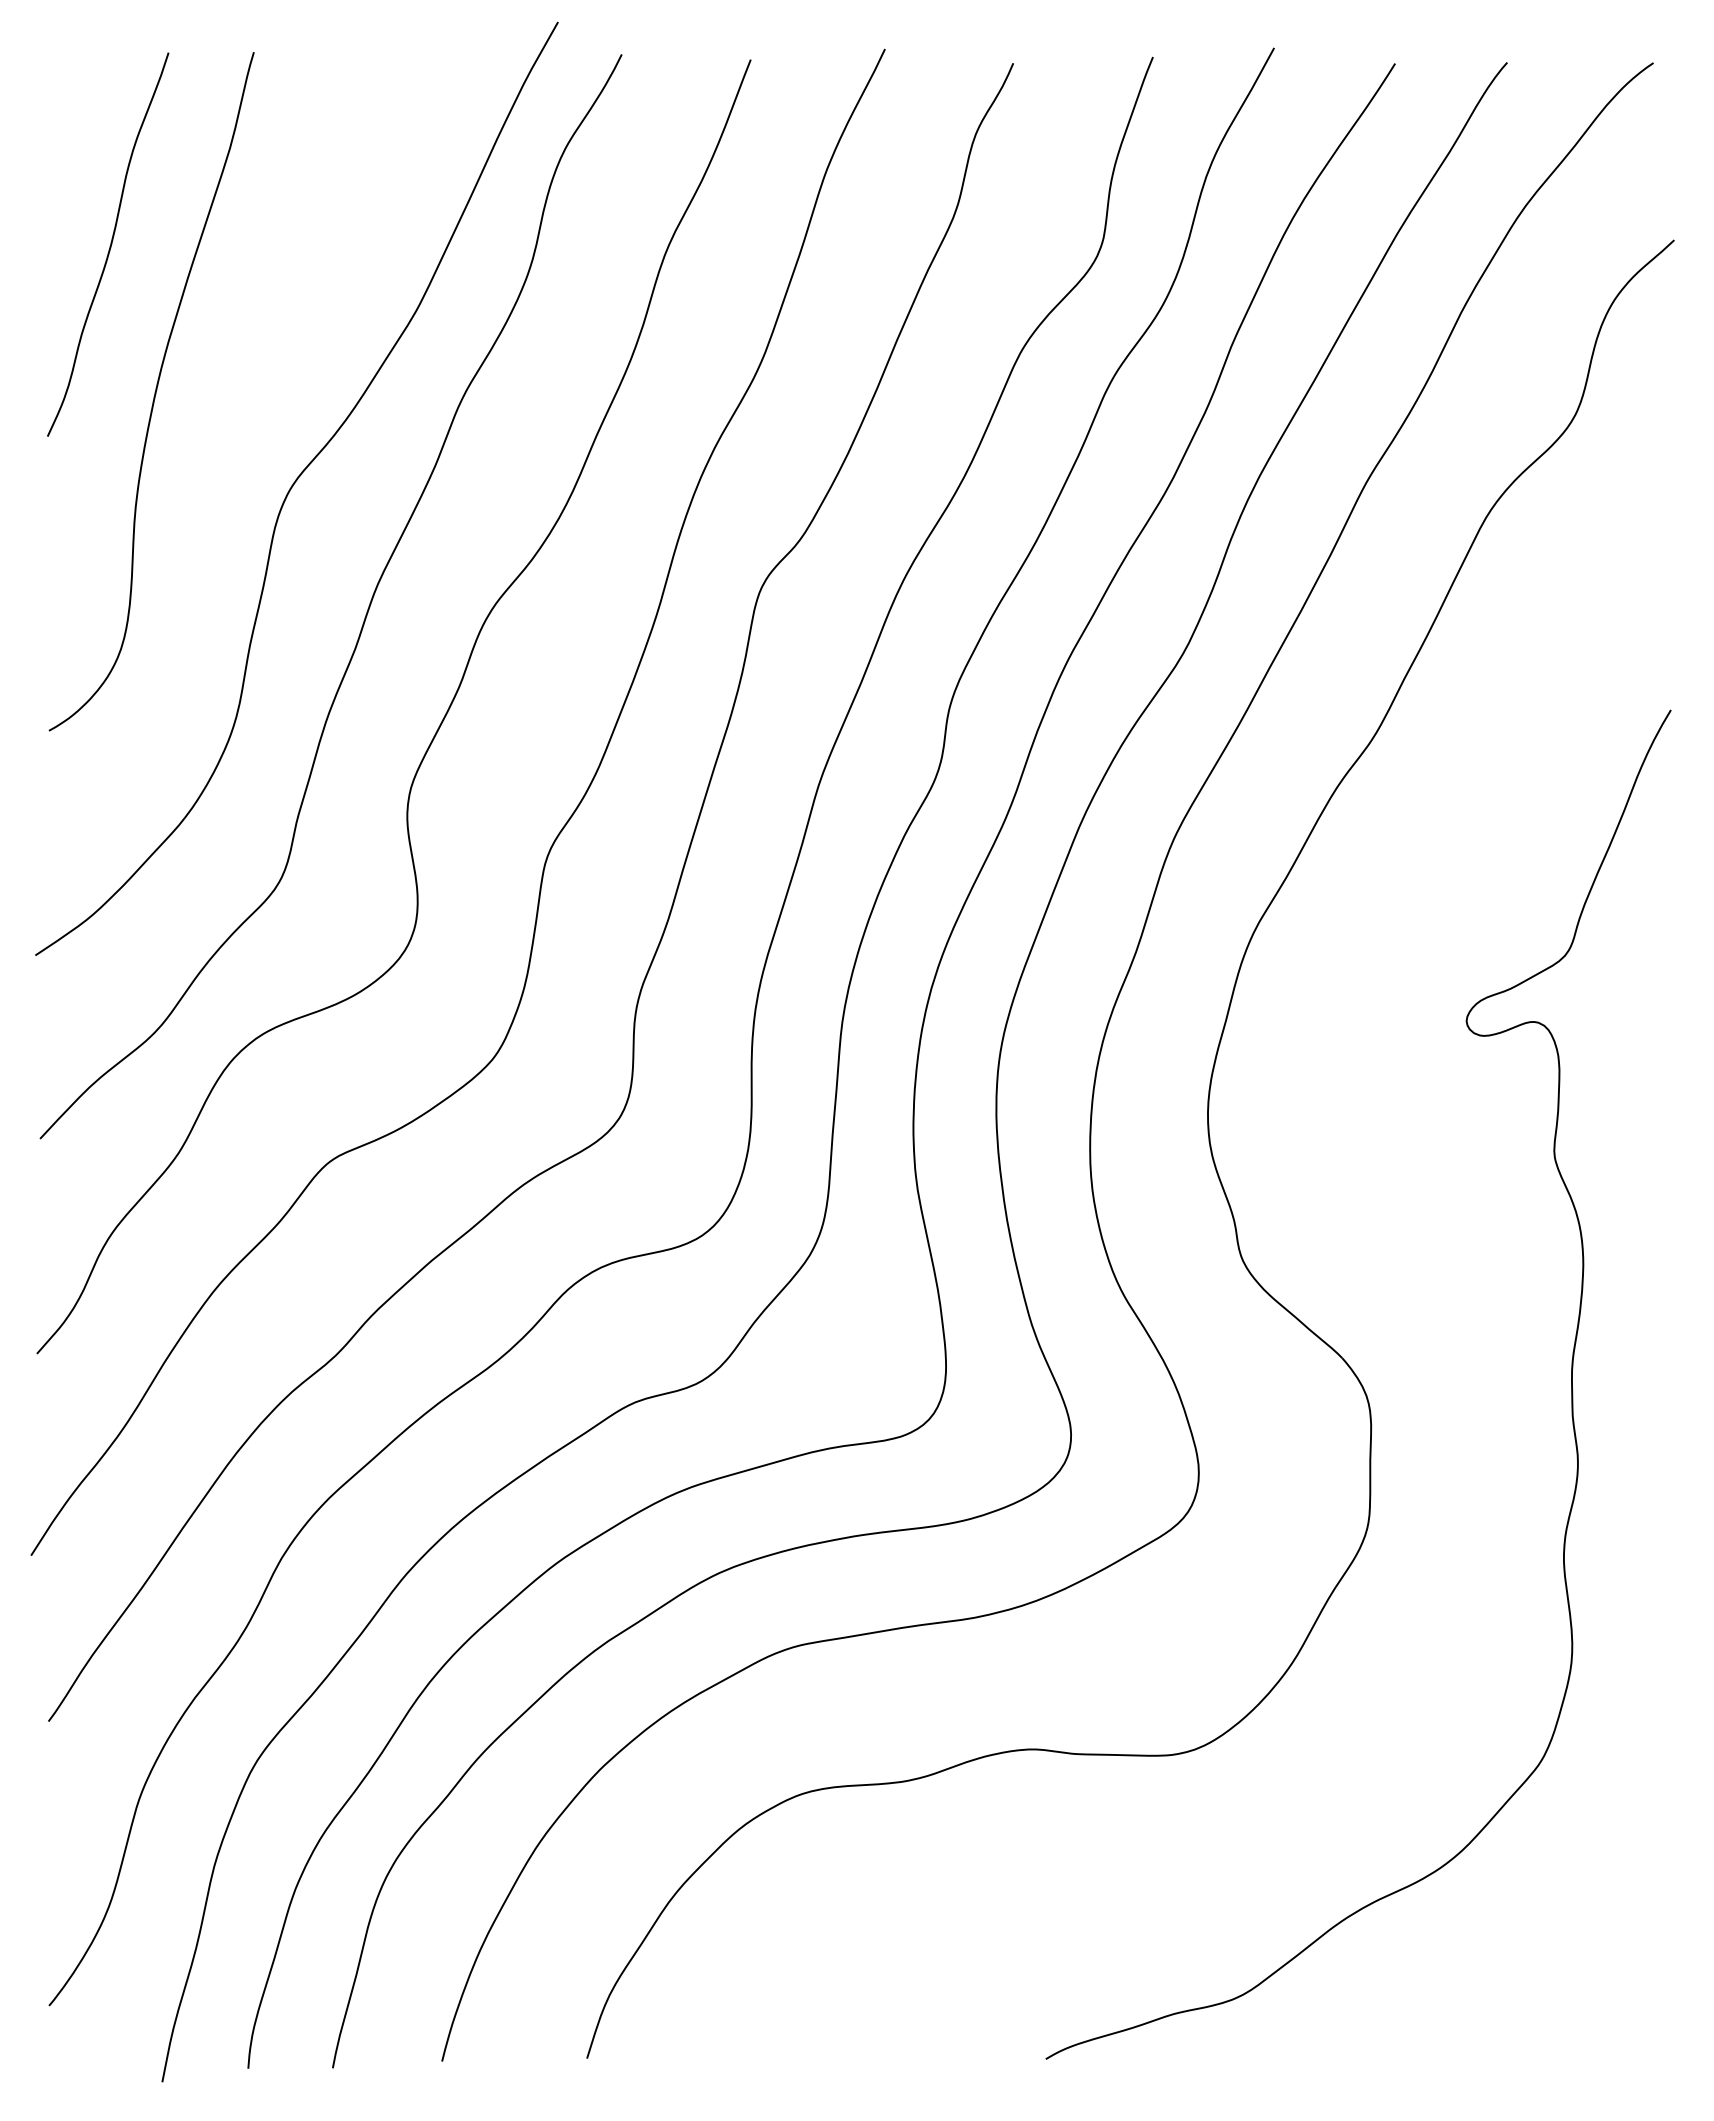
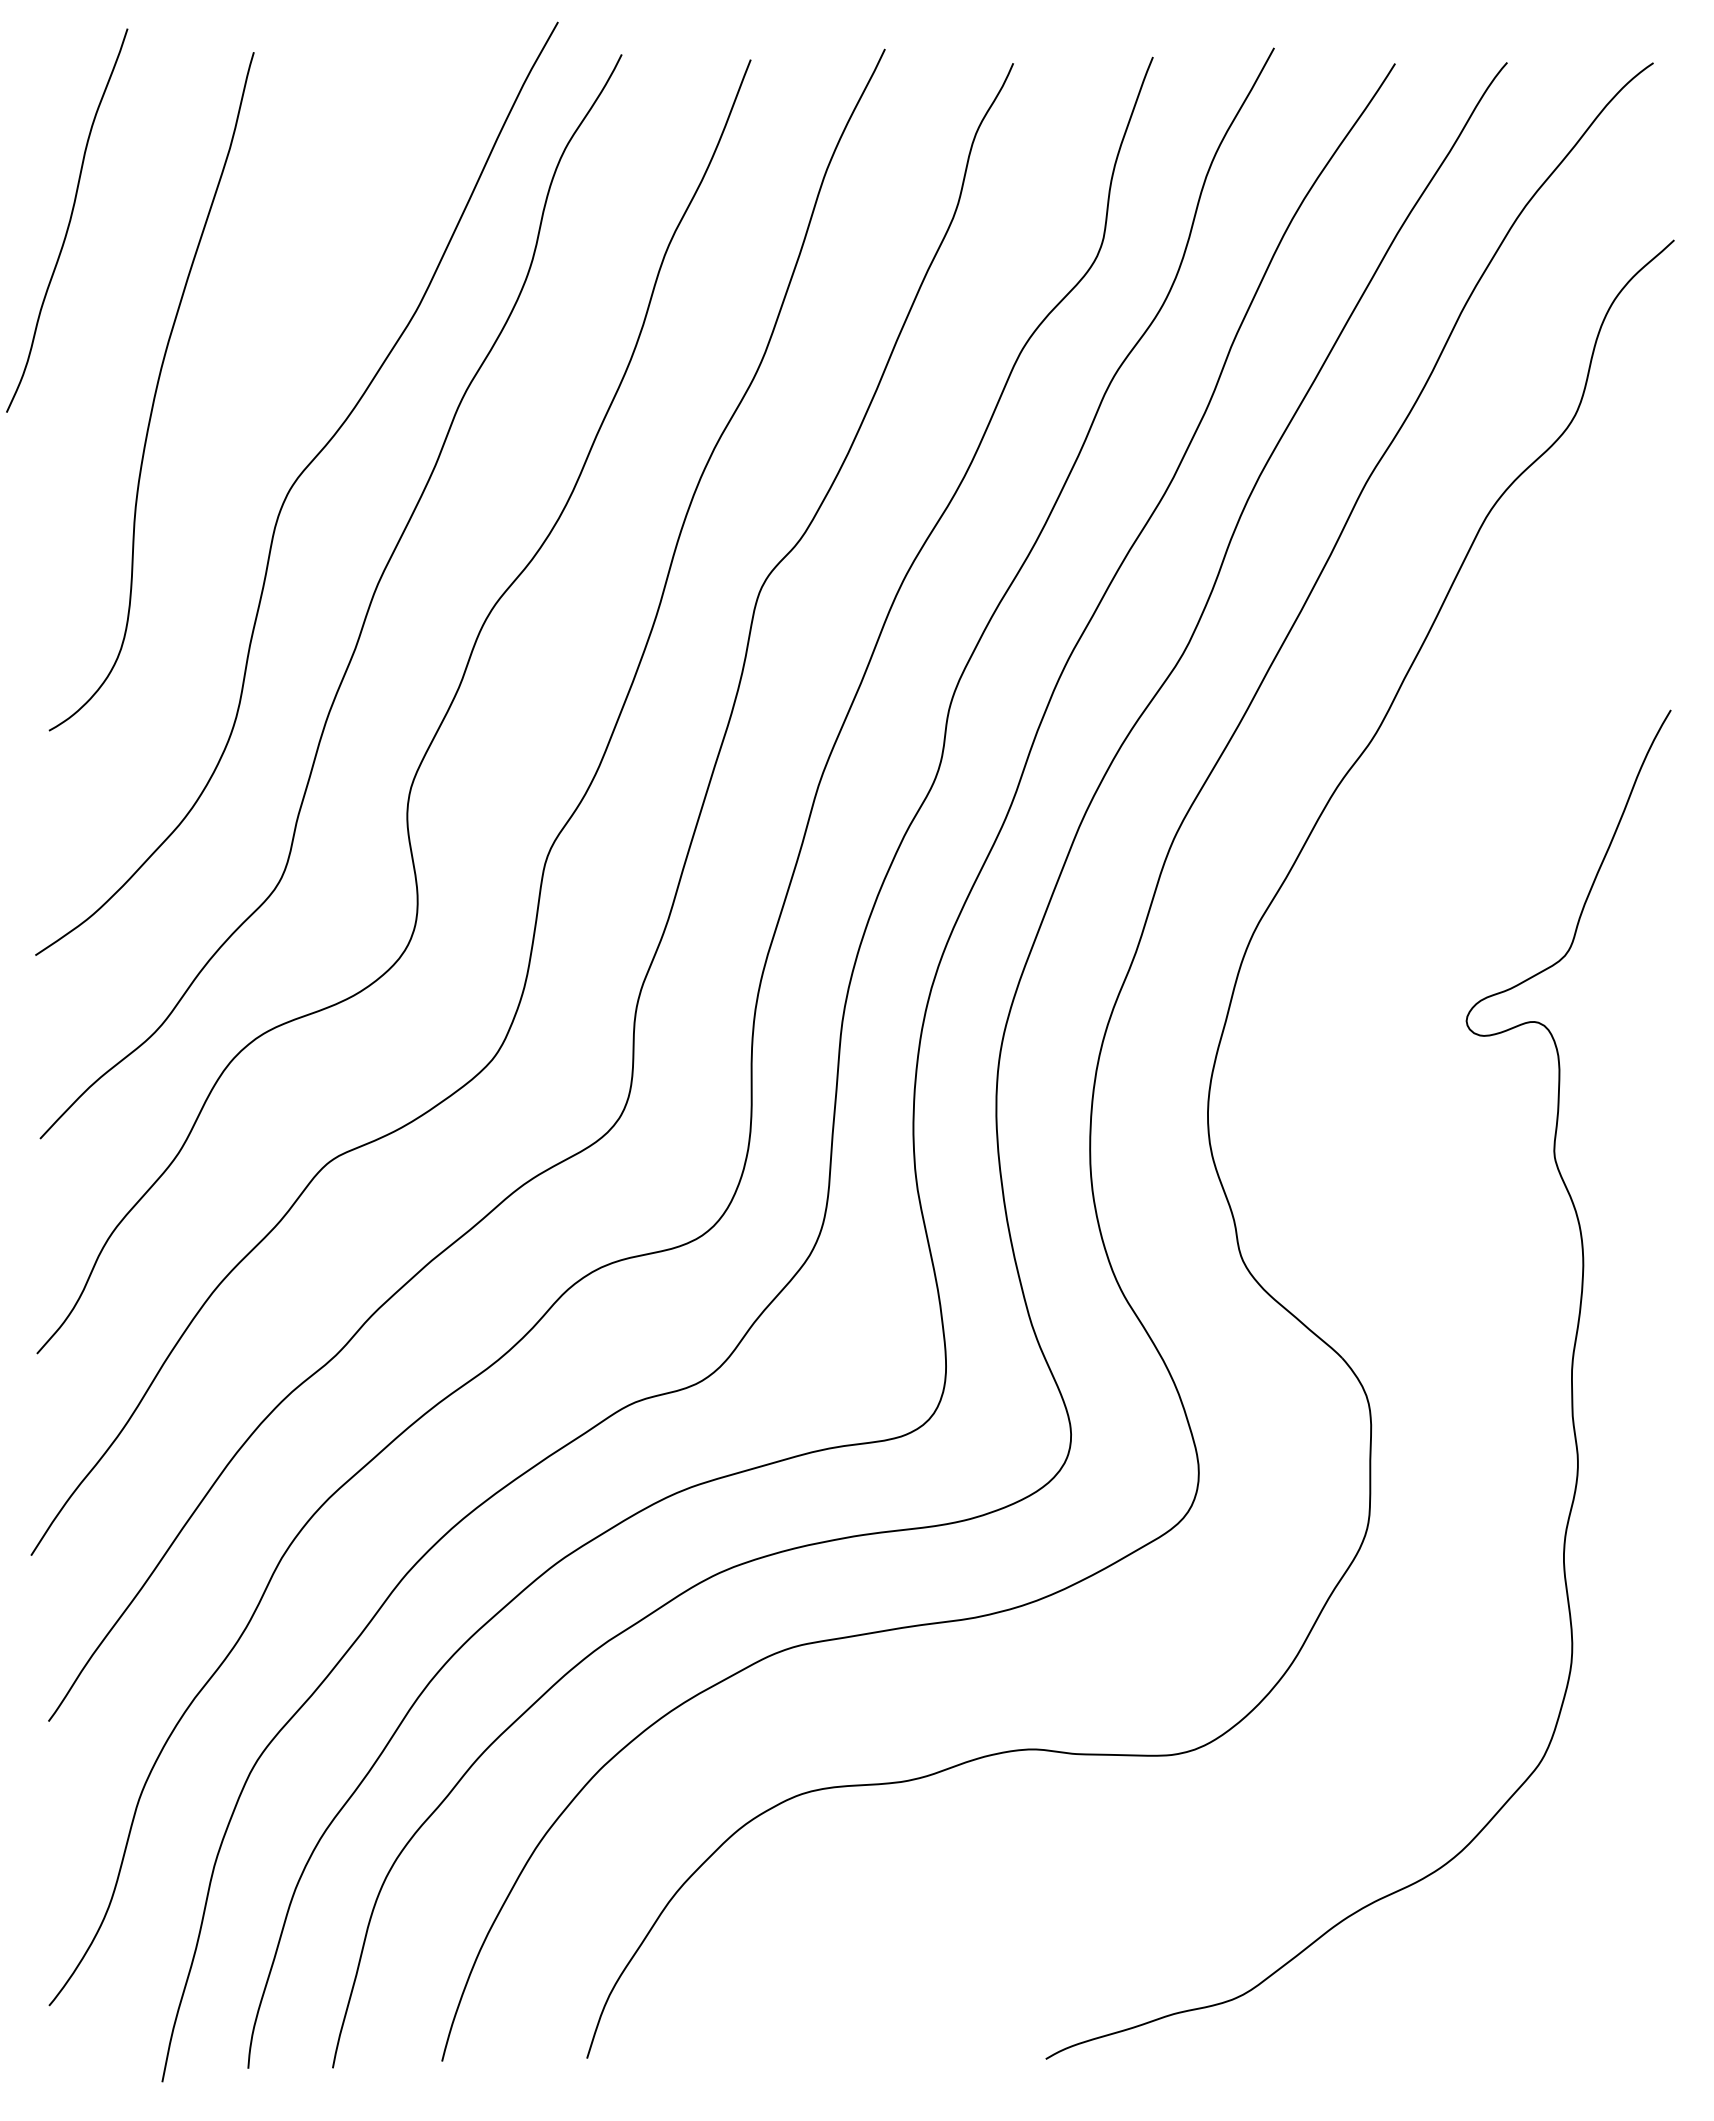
curve position: (110, 244) -> (69, 220) (69, 220)
